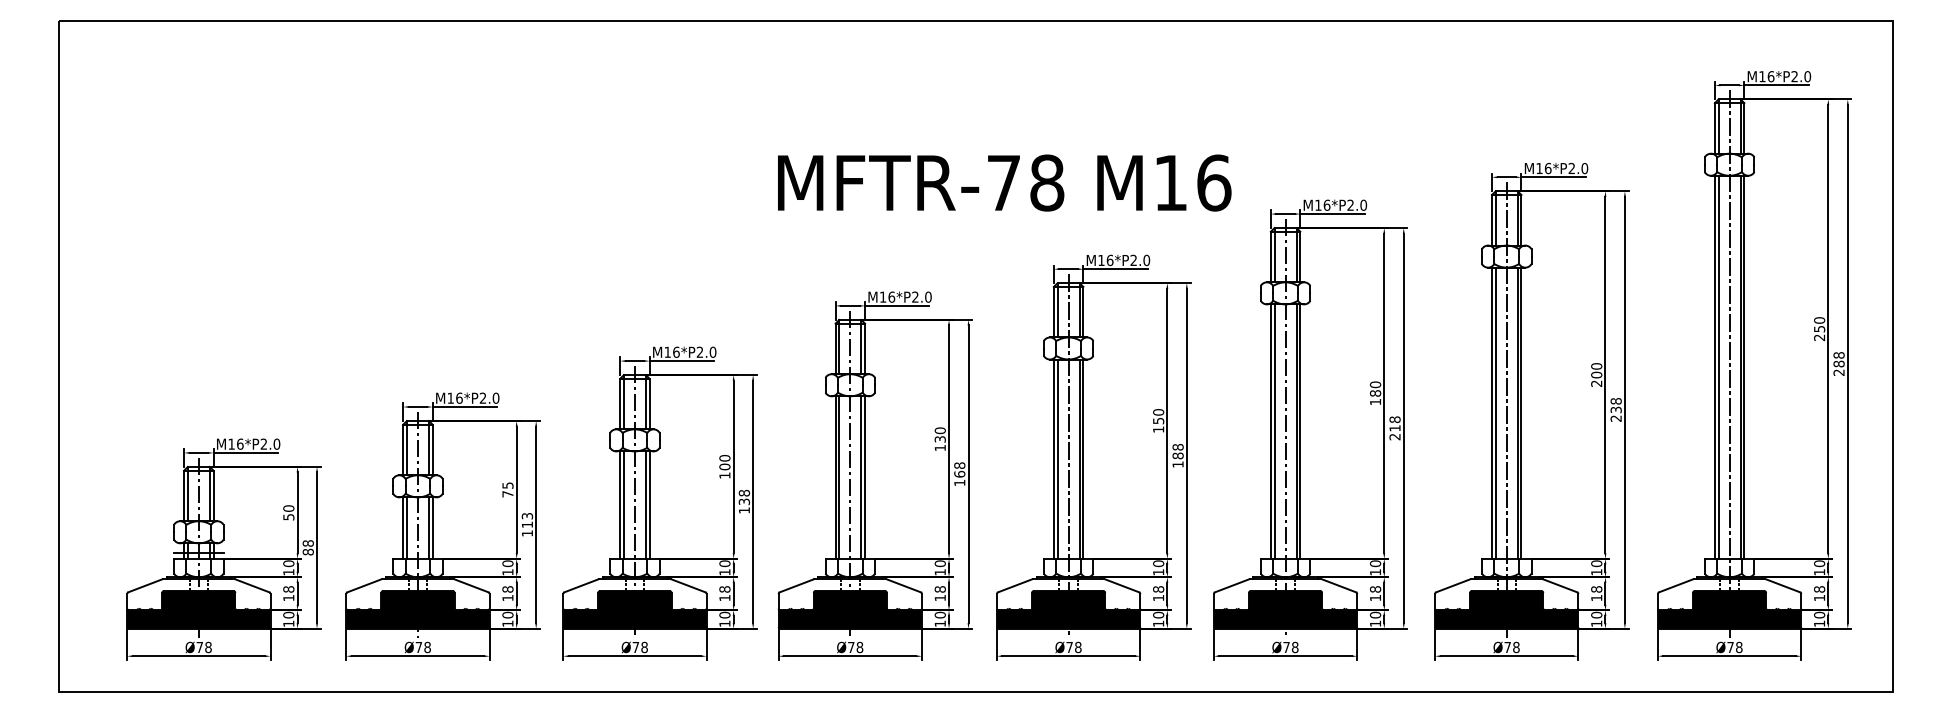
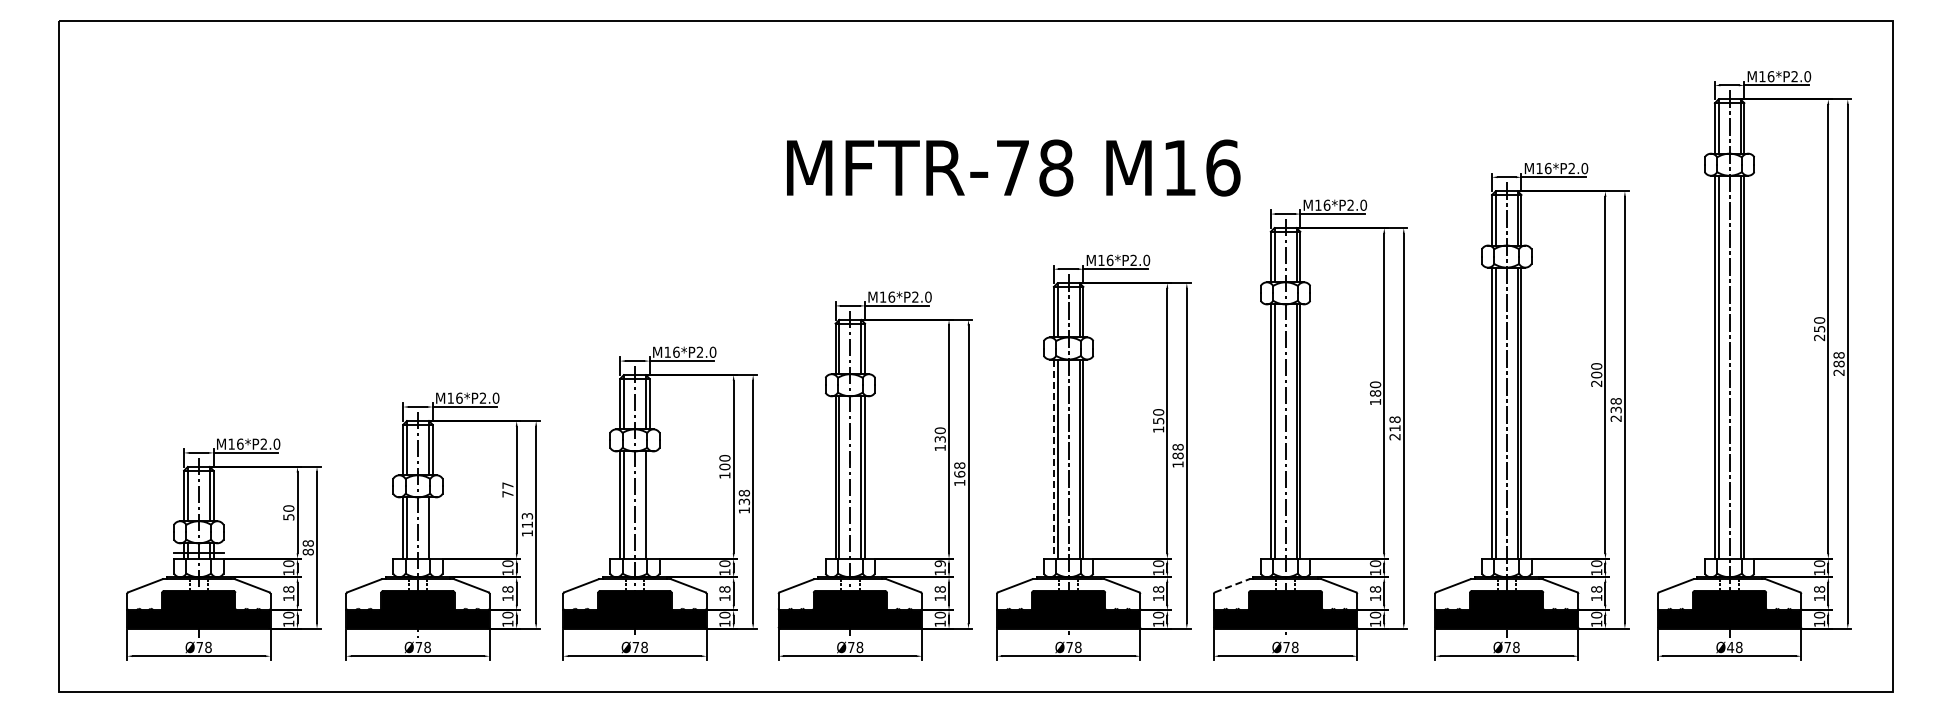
text position: (1004, 182) -> (1013, 167) (1013, 167)
line: solid -> dashed (1053, 459)
text: 75 -> 77 (507, 485)
line: present -> none (649, 504)
line: present -> none (432, 527)
text: 10 -> 19 (940, 563)
line: solid -> dashed (1232, 585)
text: Ø78 -> Ø48 (1730, 647)
